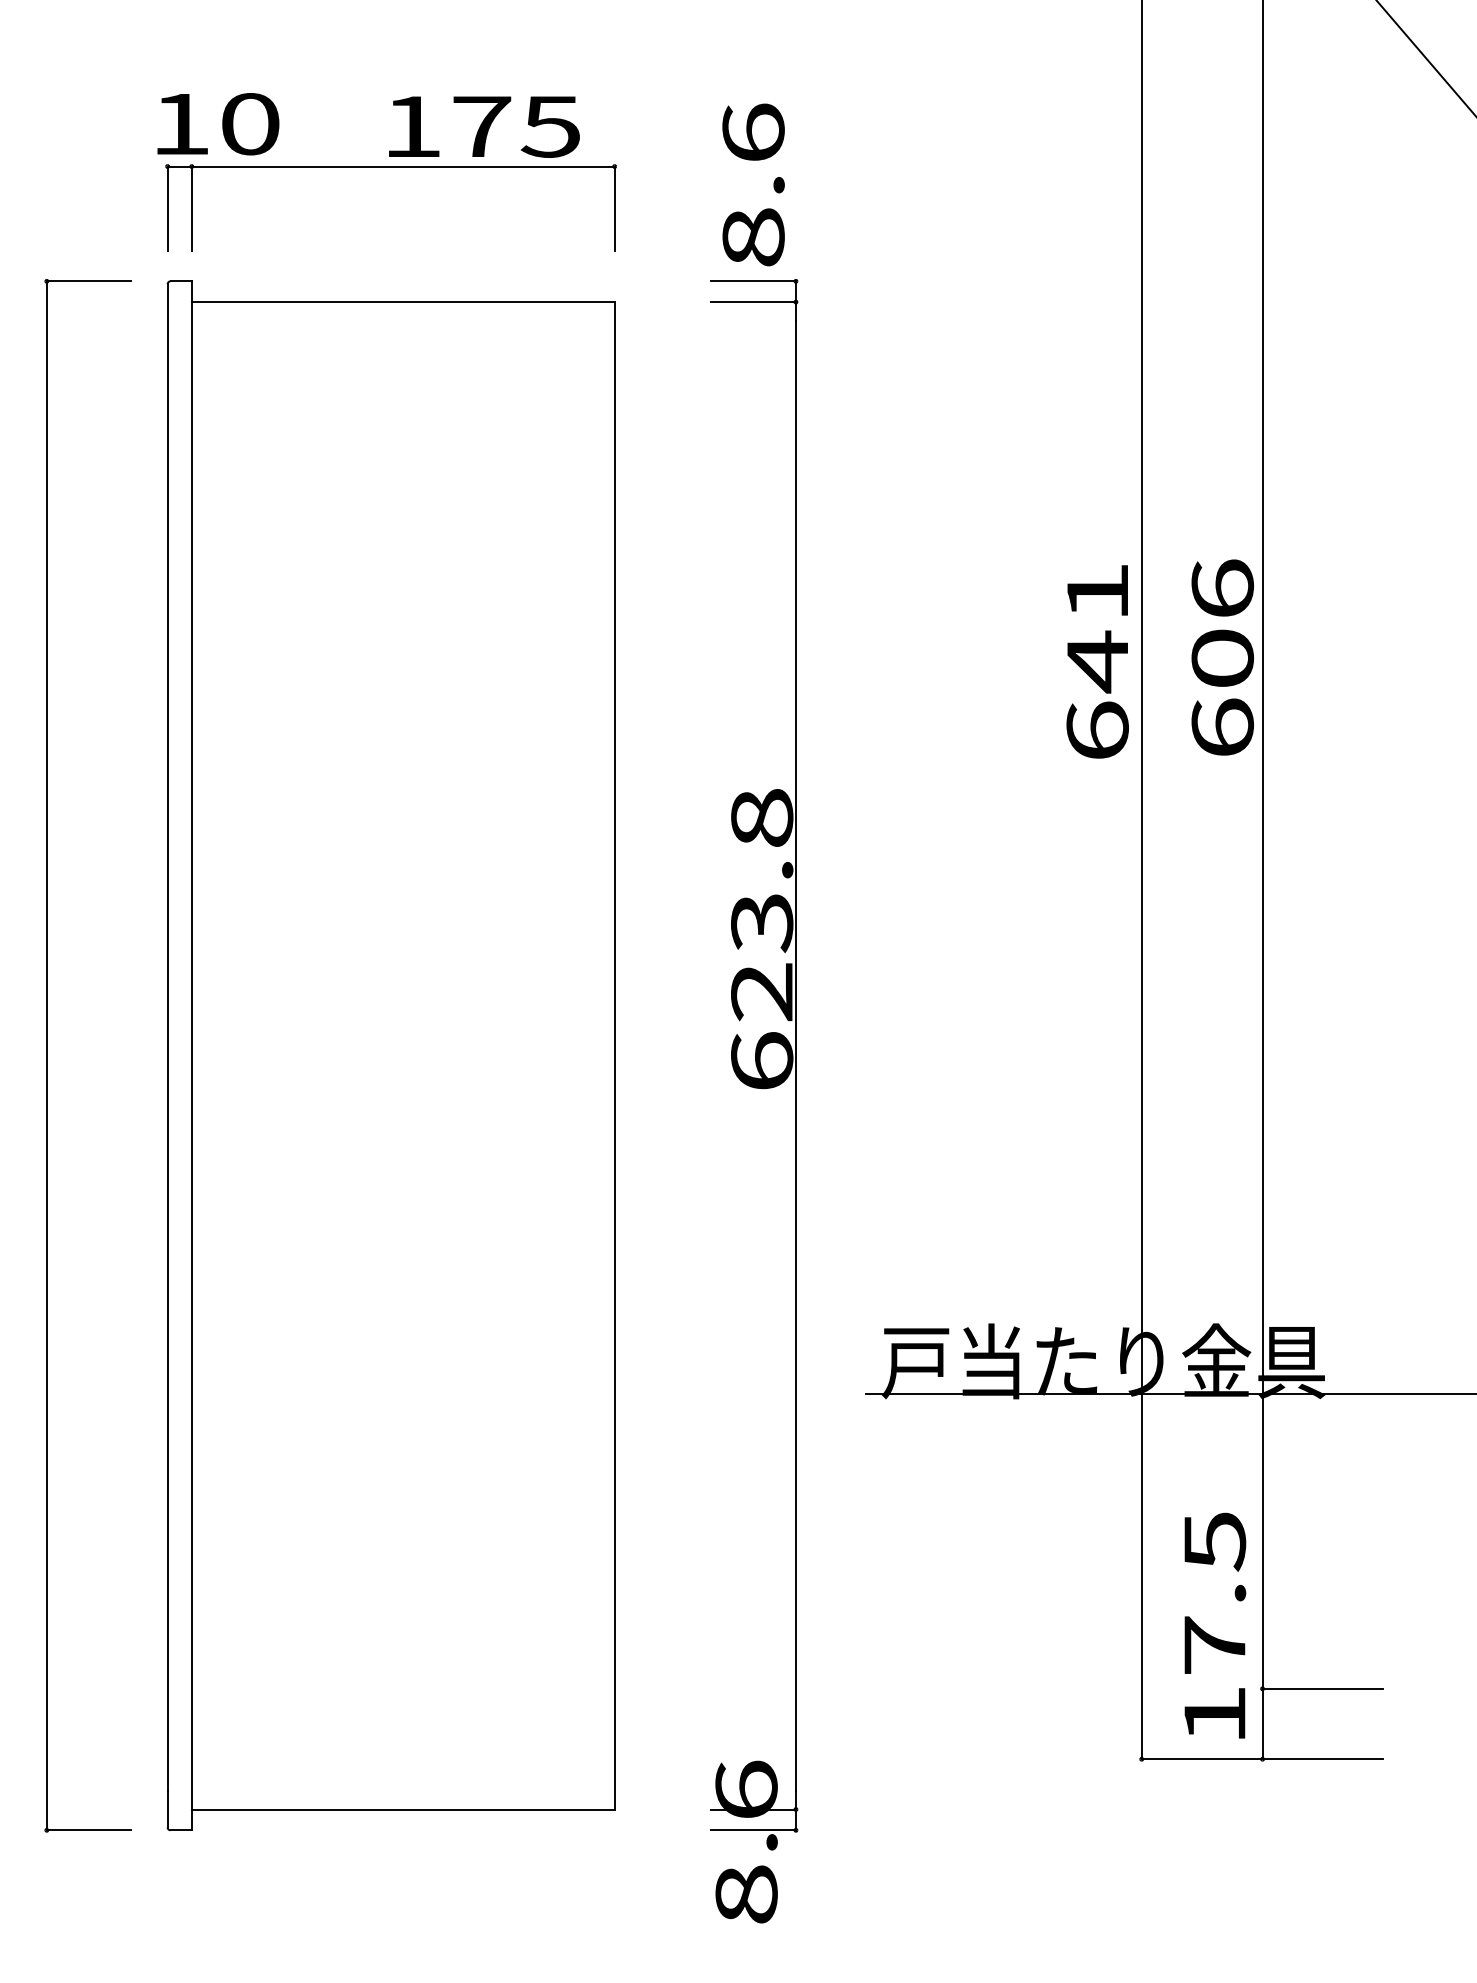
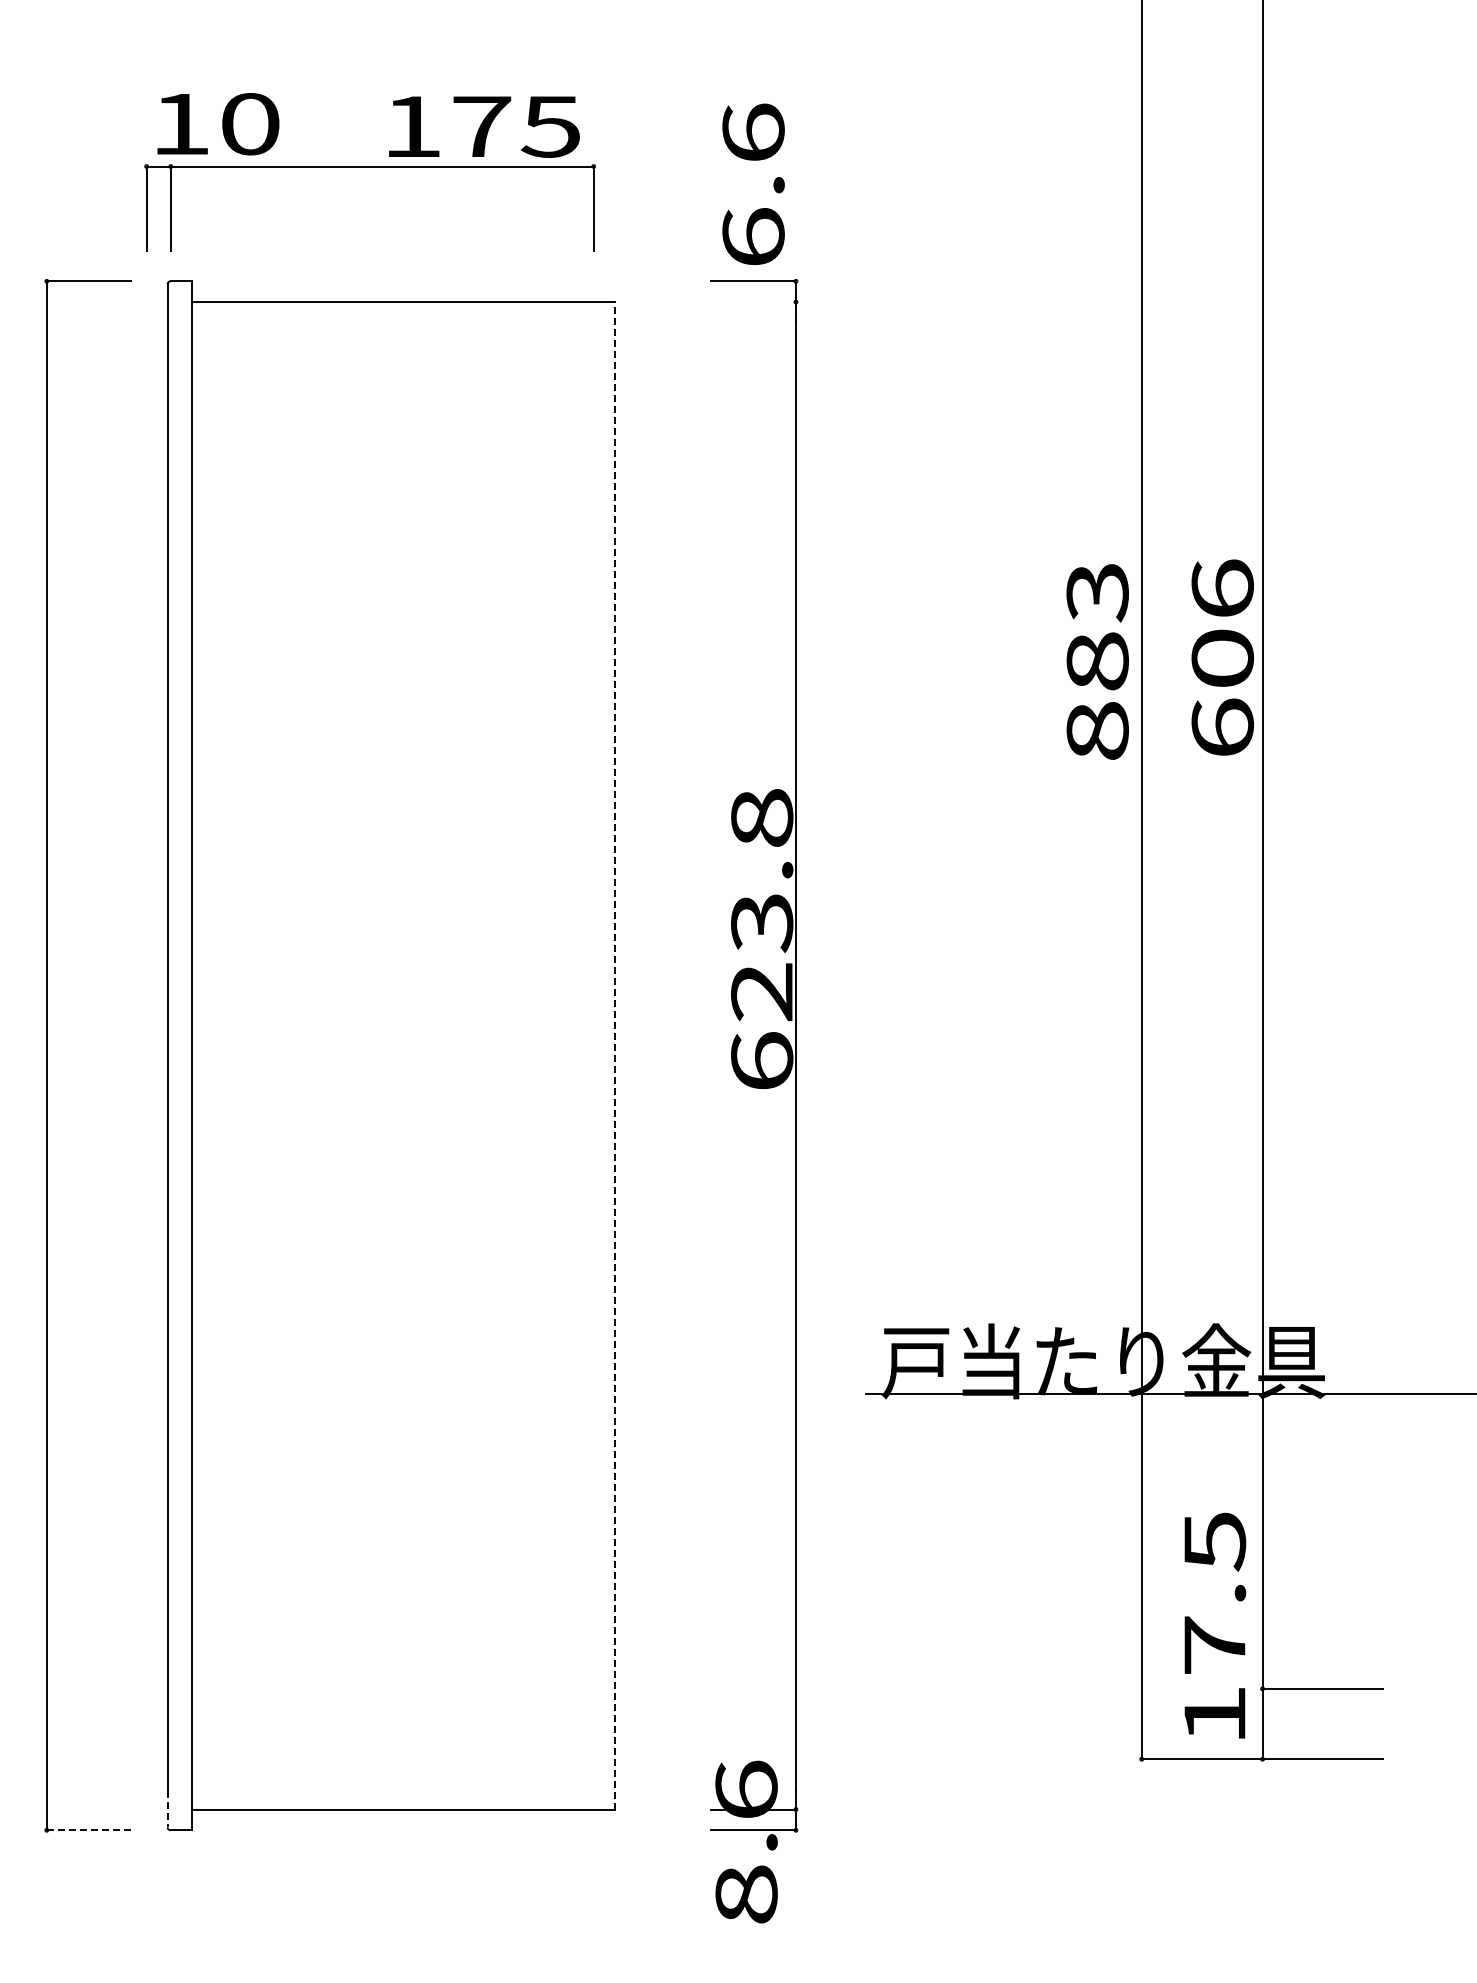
line: present -> none (1425, 57)
part position: (390, 167) -> (369, 167) (369, 167)
text: 8.6 -> 6.6 (753, 237)
line: present -> none (753, 302)
text: 641 -> 883 (1097, 661)
line: solid -> dashed (614, 1055)
line: solid -> dashed (167, 1809)
line: solid -> dashed (88, 1830)
